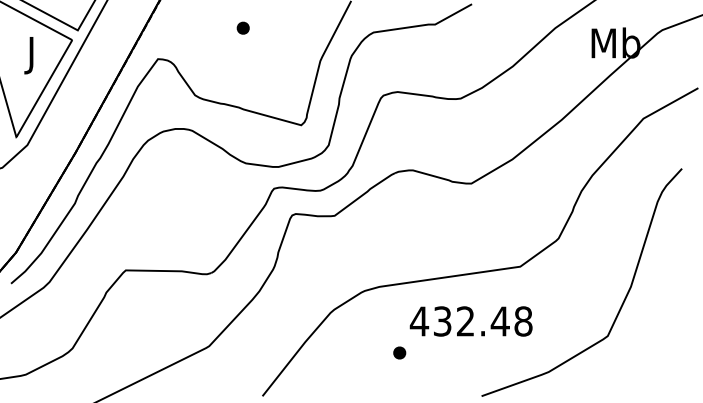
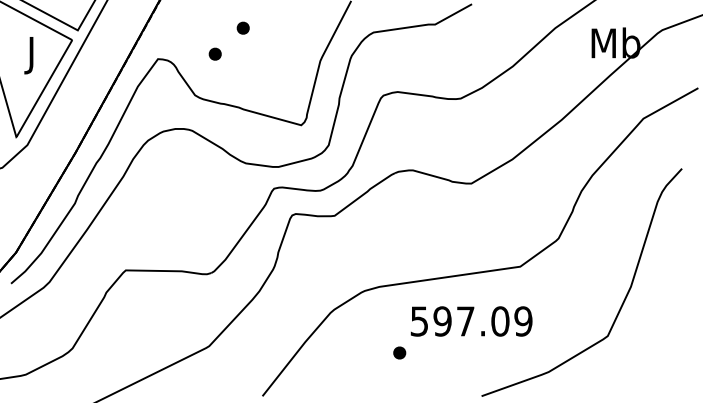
part: none -> present (214, 53)
text: 432.48 -> 597.09 (470, 321)
